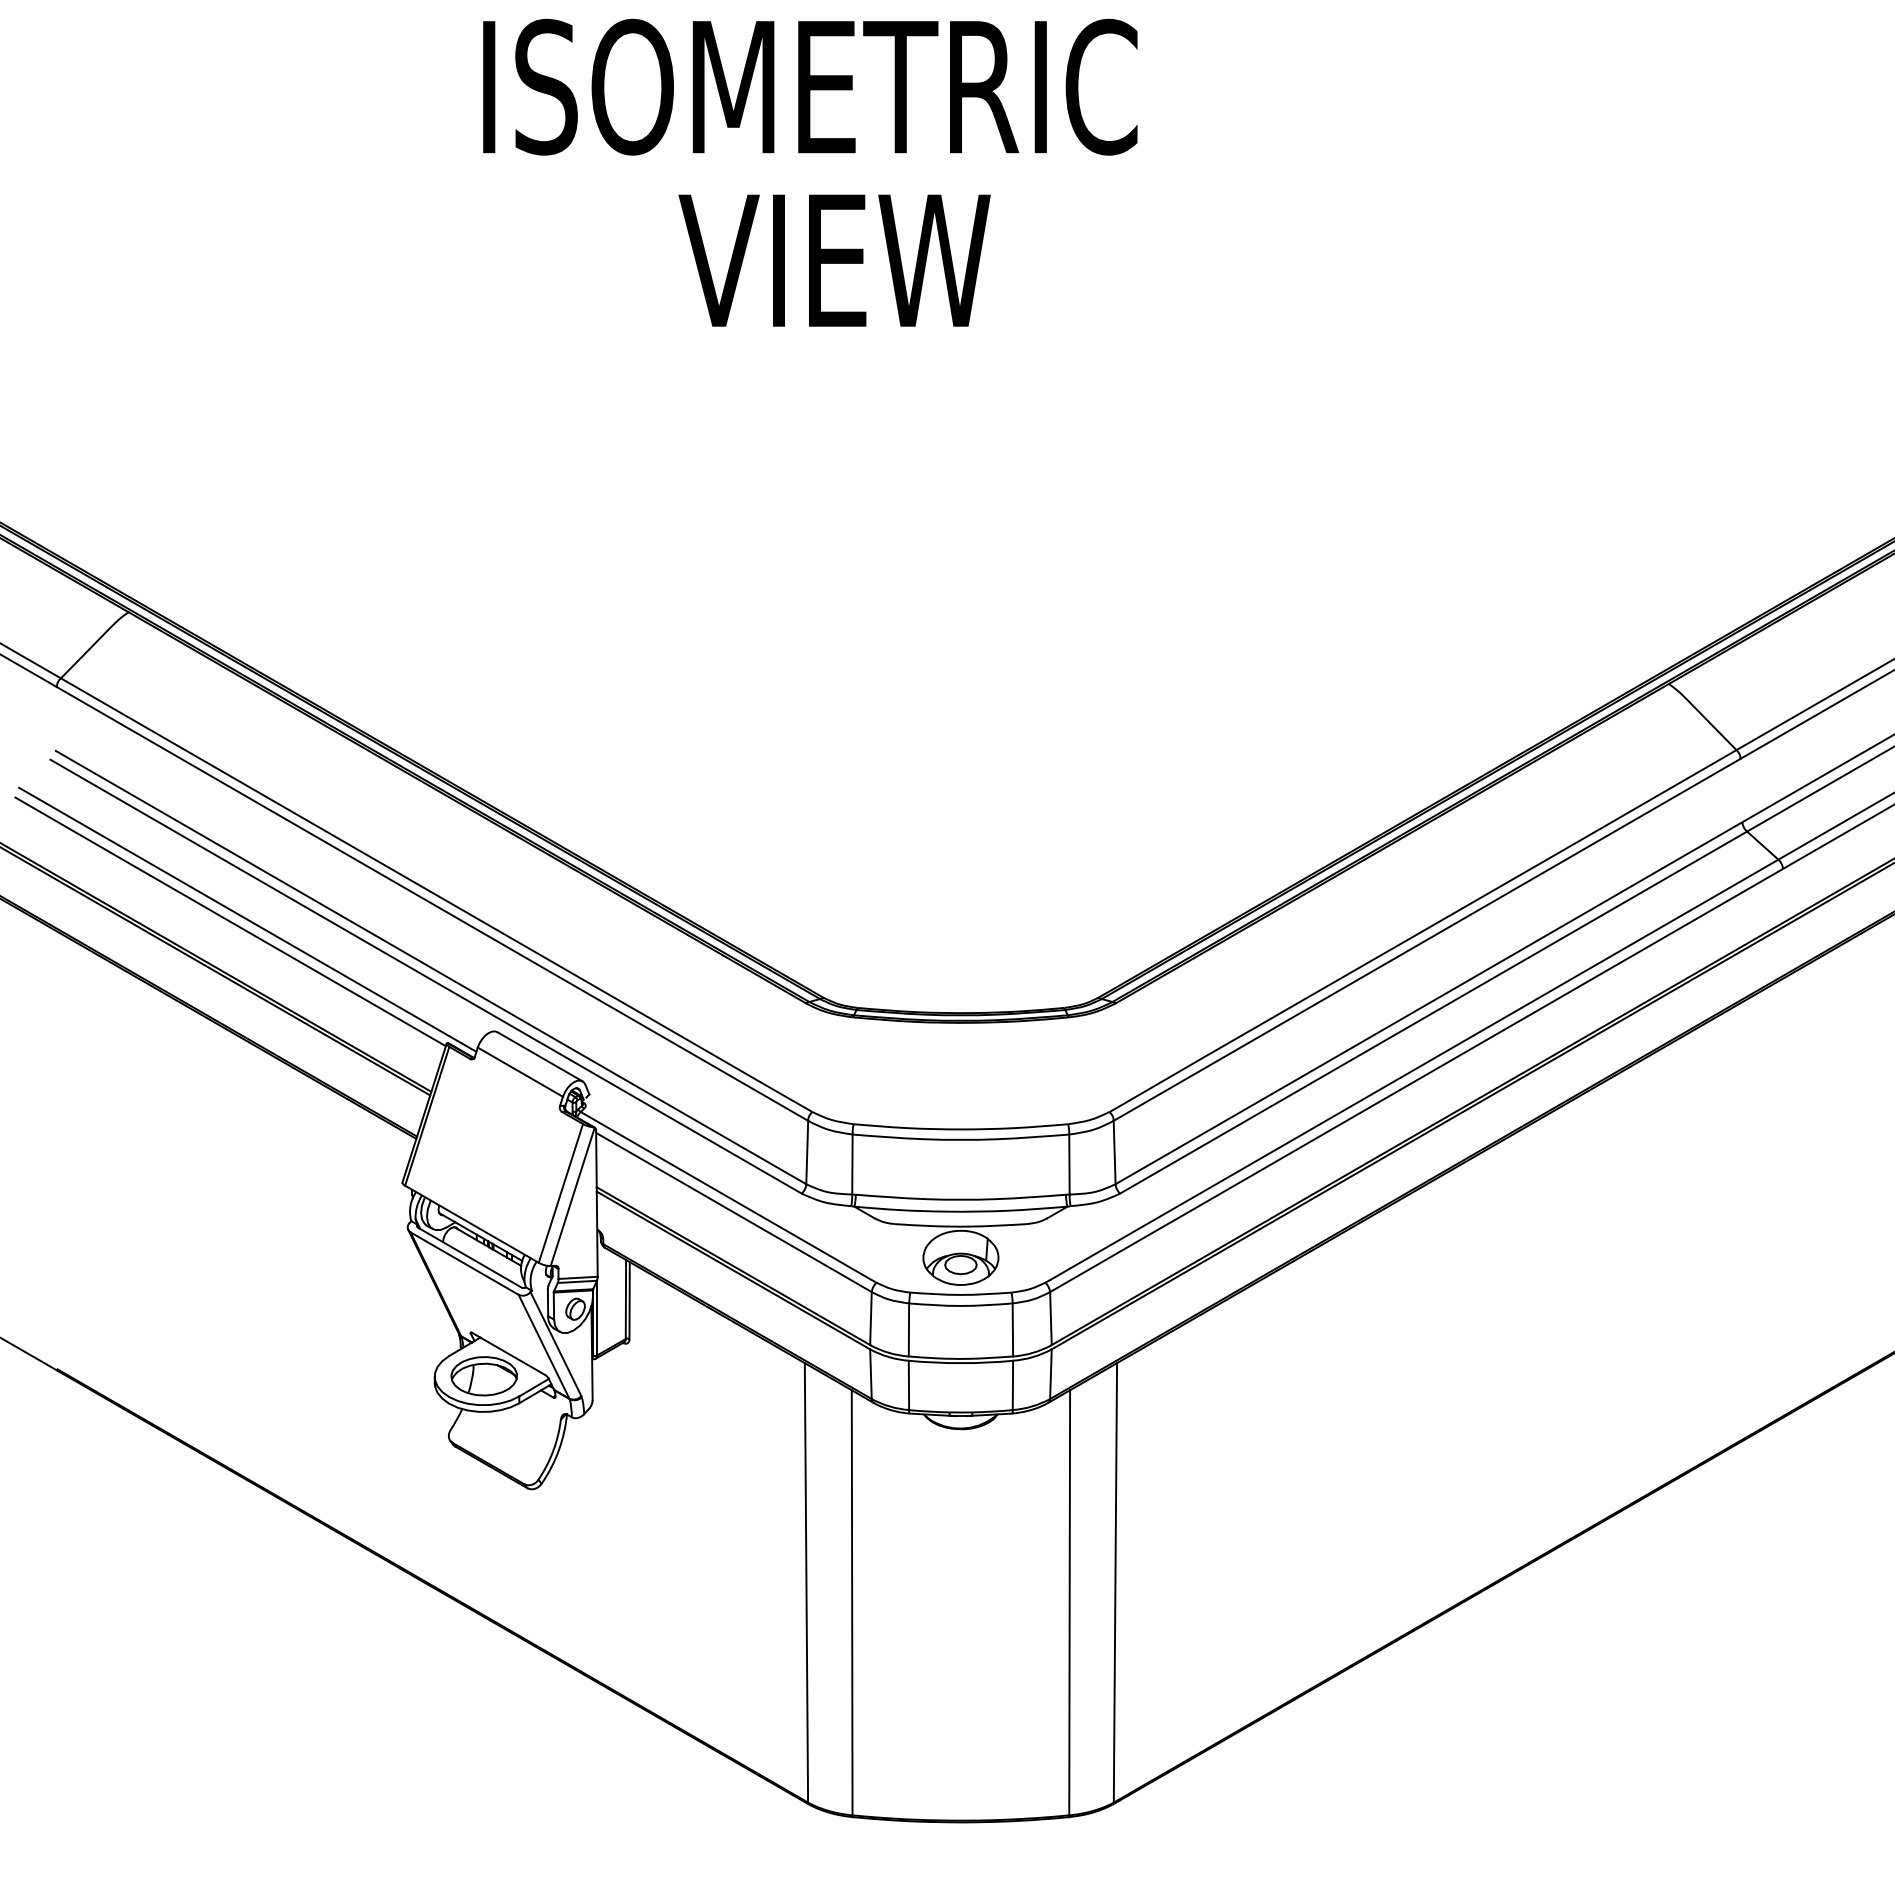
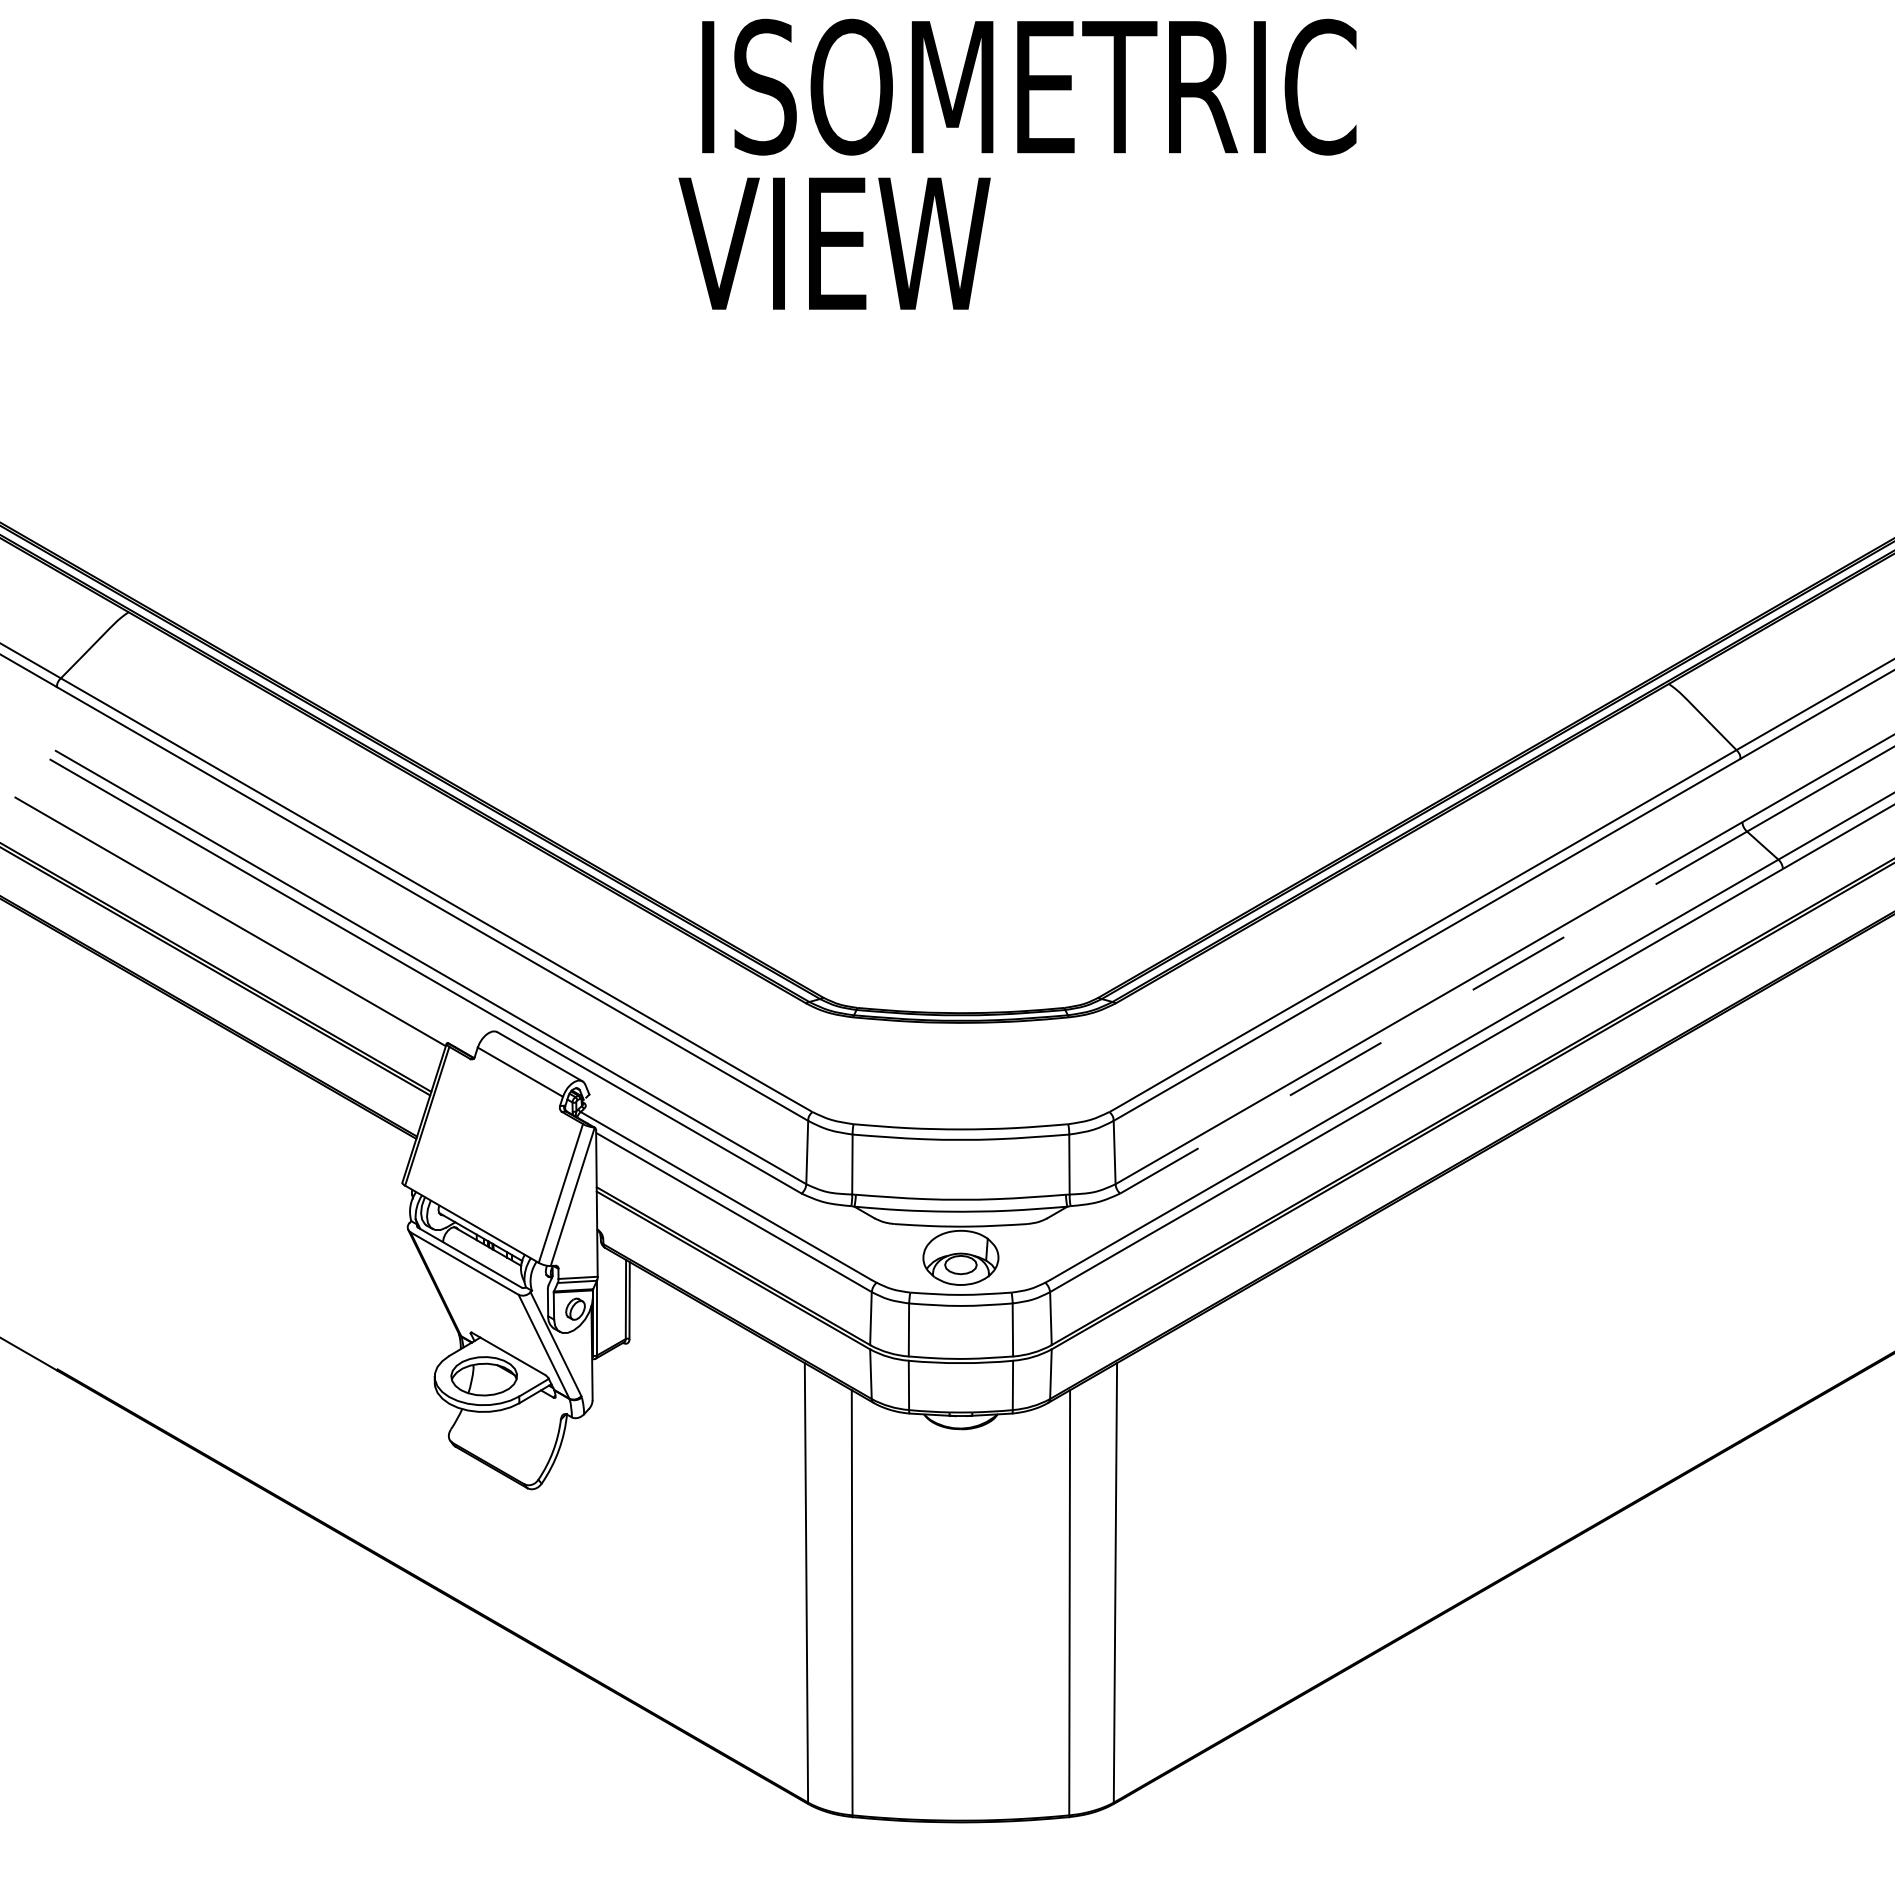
text position: (810, 86) -> (1029, 86) (1029, 86)
text position: (834, 260) -> (834, 243) (834, 243)
line: present -> none (247, 919)
line: solid -> dashed (1433, 1012)
